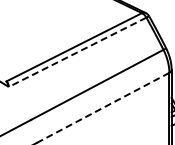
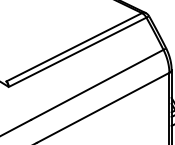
line: dashed -> solid (77, 52)
line: dashed -> solid (103, 107)
